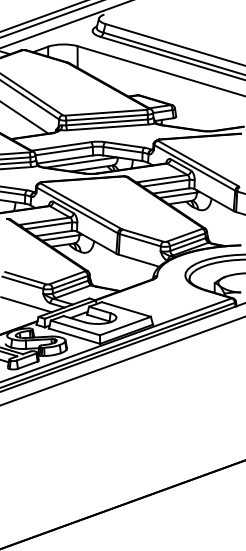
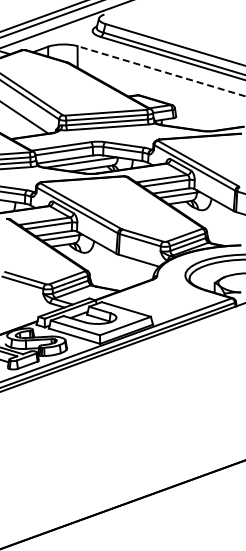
line: solid -> dashed (161, 71)
line: present -> none (26, 304)
line: present -> none (122, 360)
